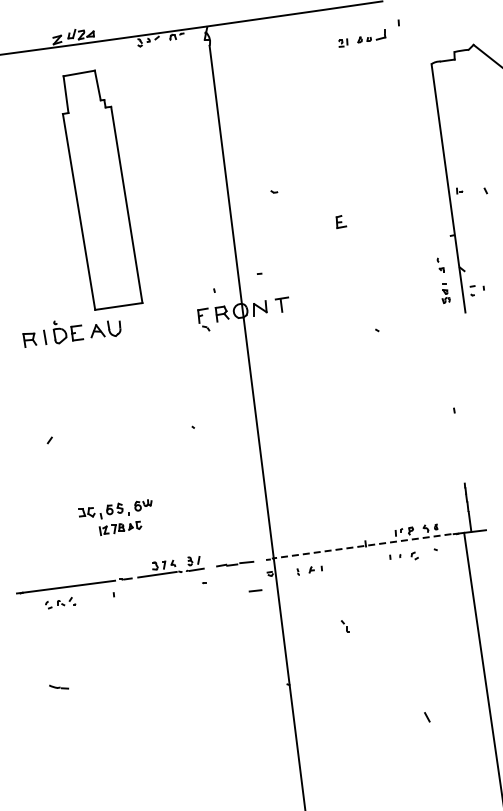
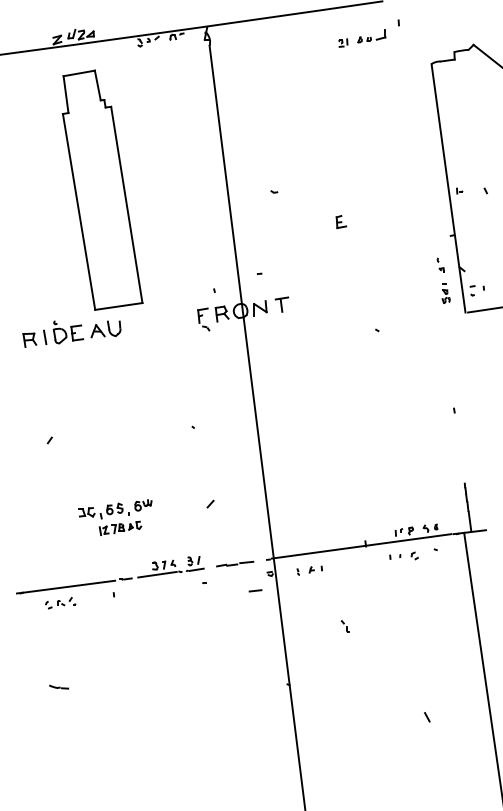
line: none -> present (483, 309)
line: none -> present (210, 503)
line: dashed -> solid (361, 546)
